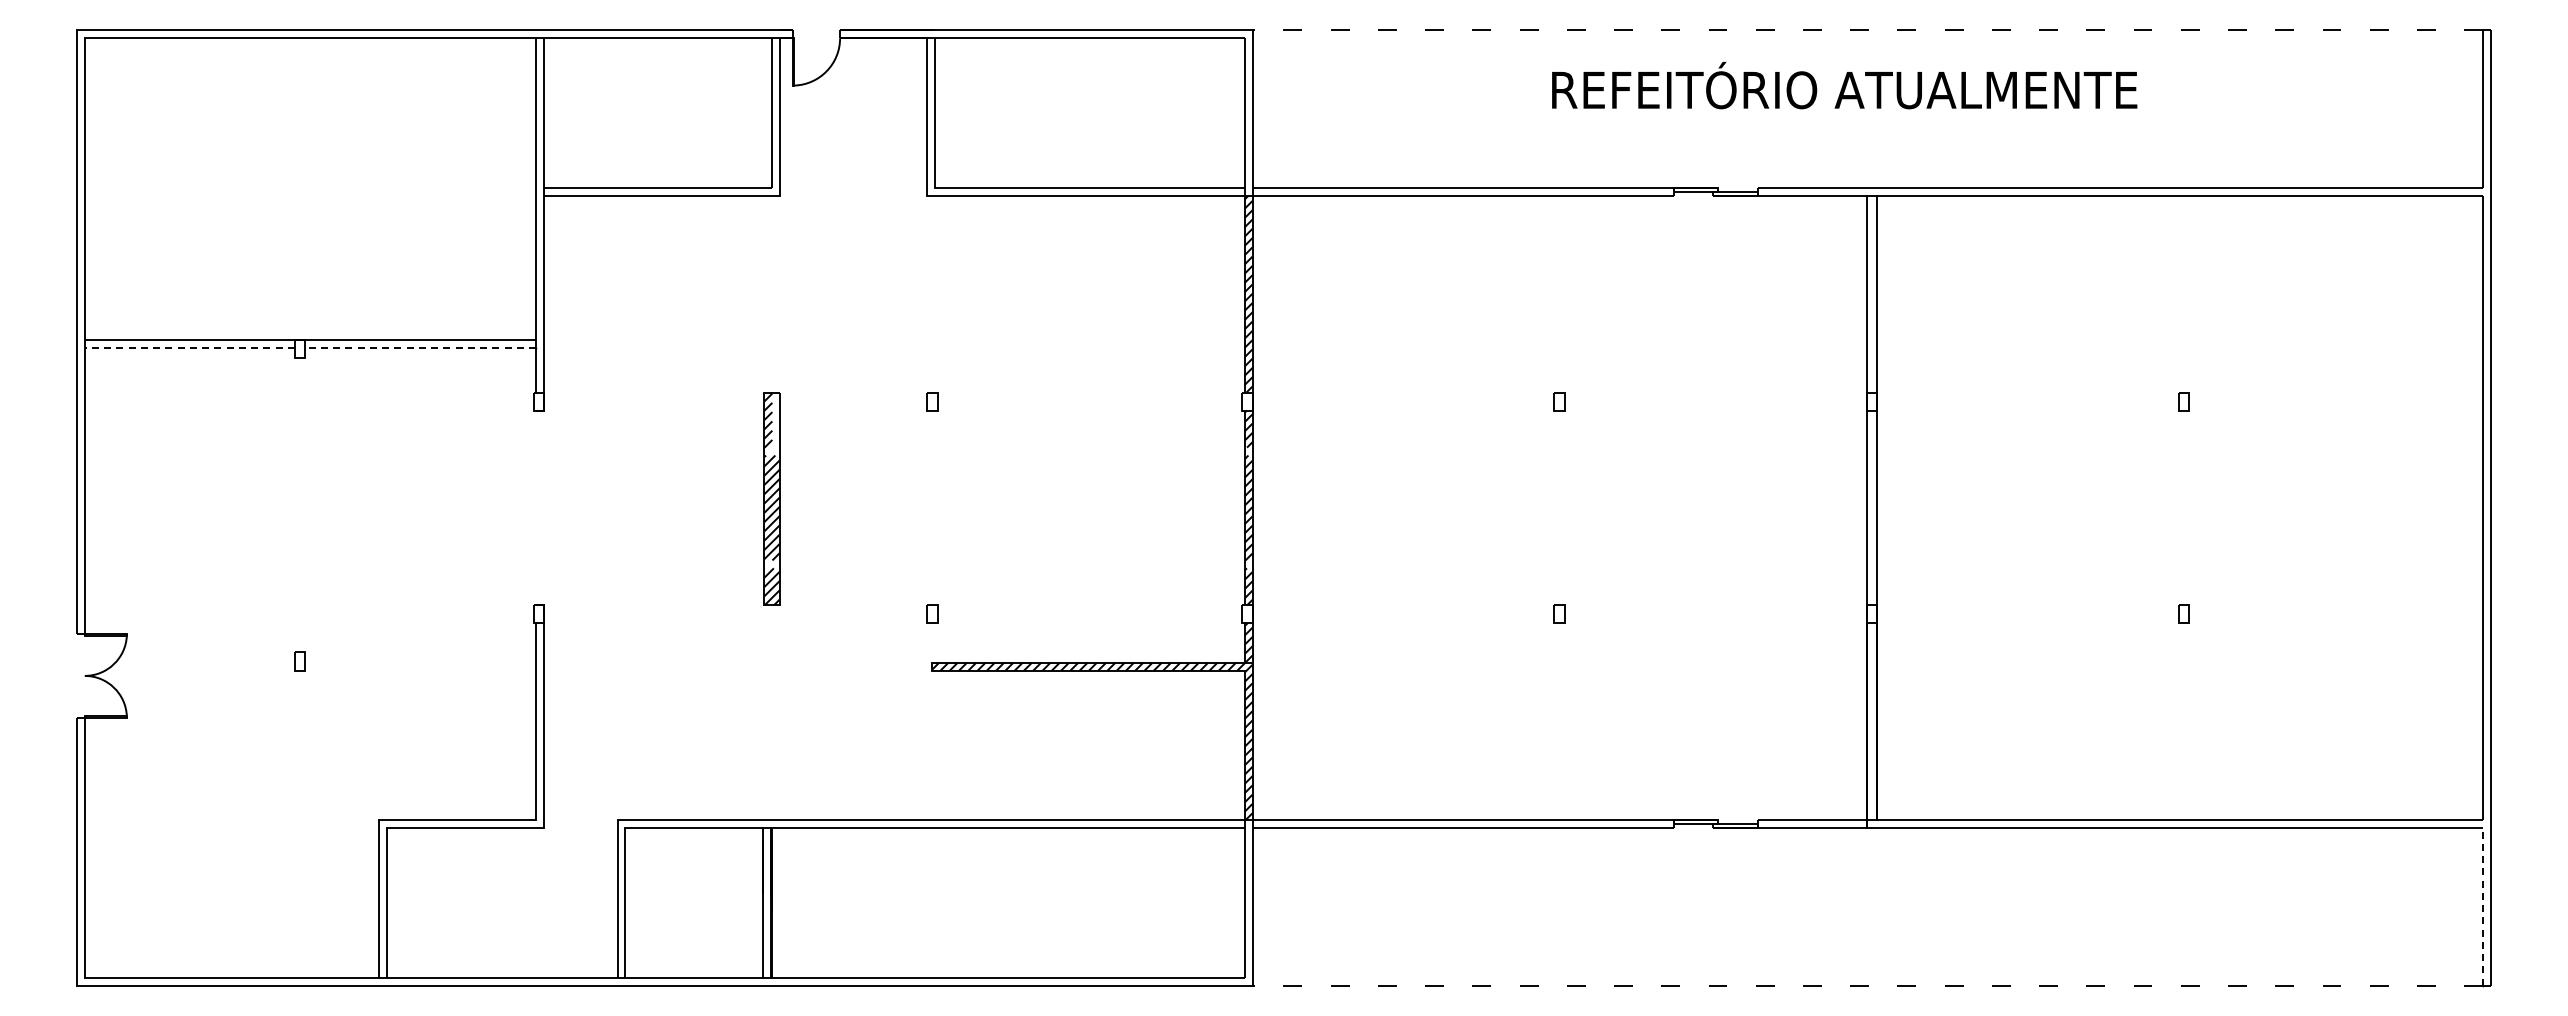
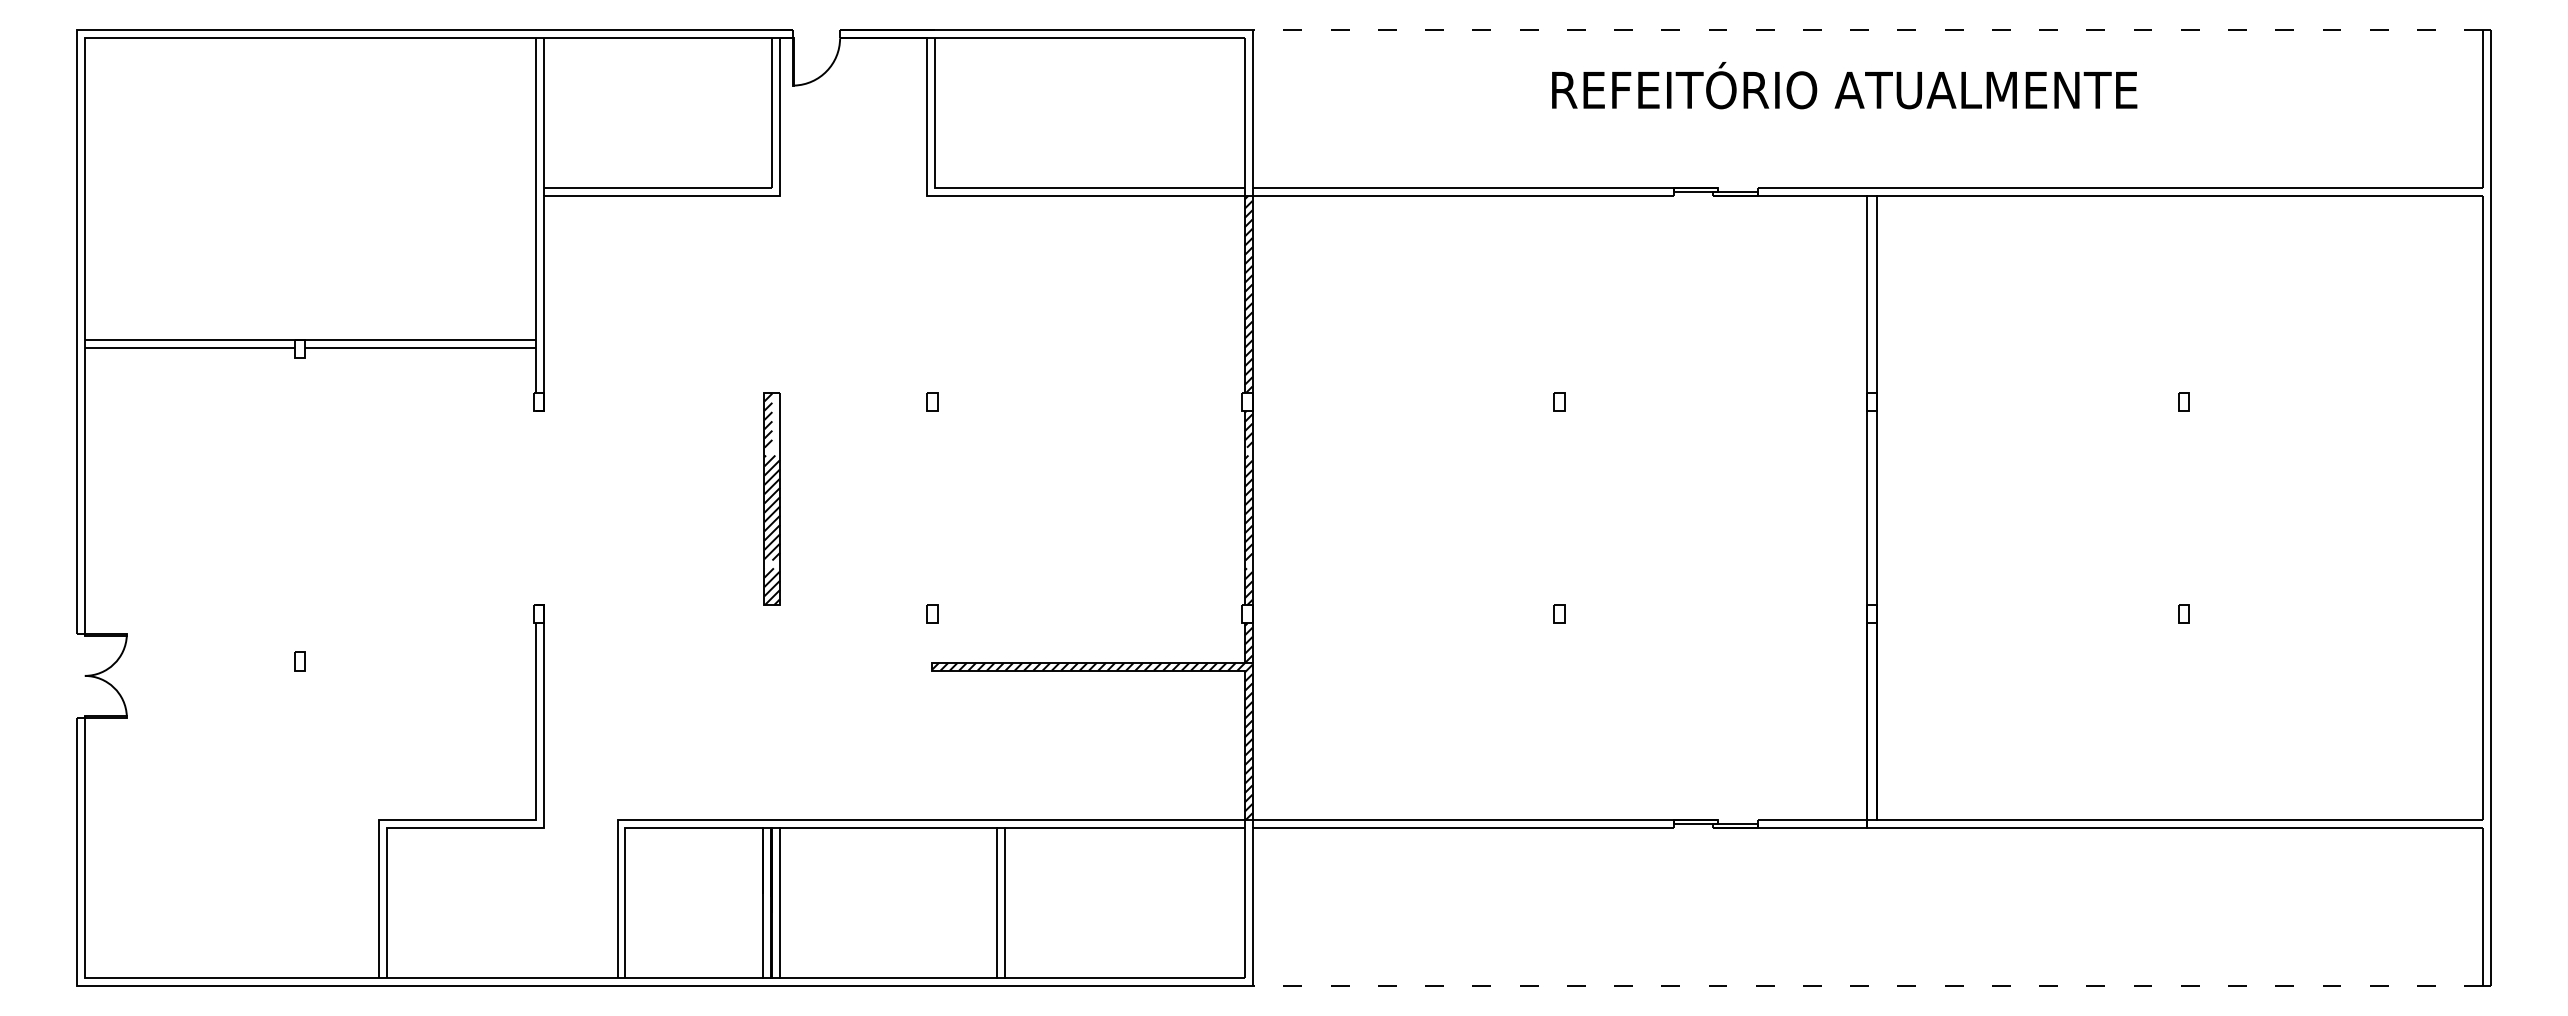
line: dashed -> solid (189, 347)
line: dashed -> solid (421, 347)
line: none -> present (780, 902)
line: none -> present (997, 902)
line: none -> present (1005, 902)
line: dashed -> solid (2483, 906)
